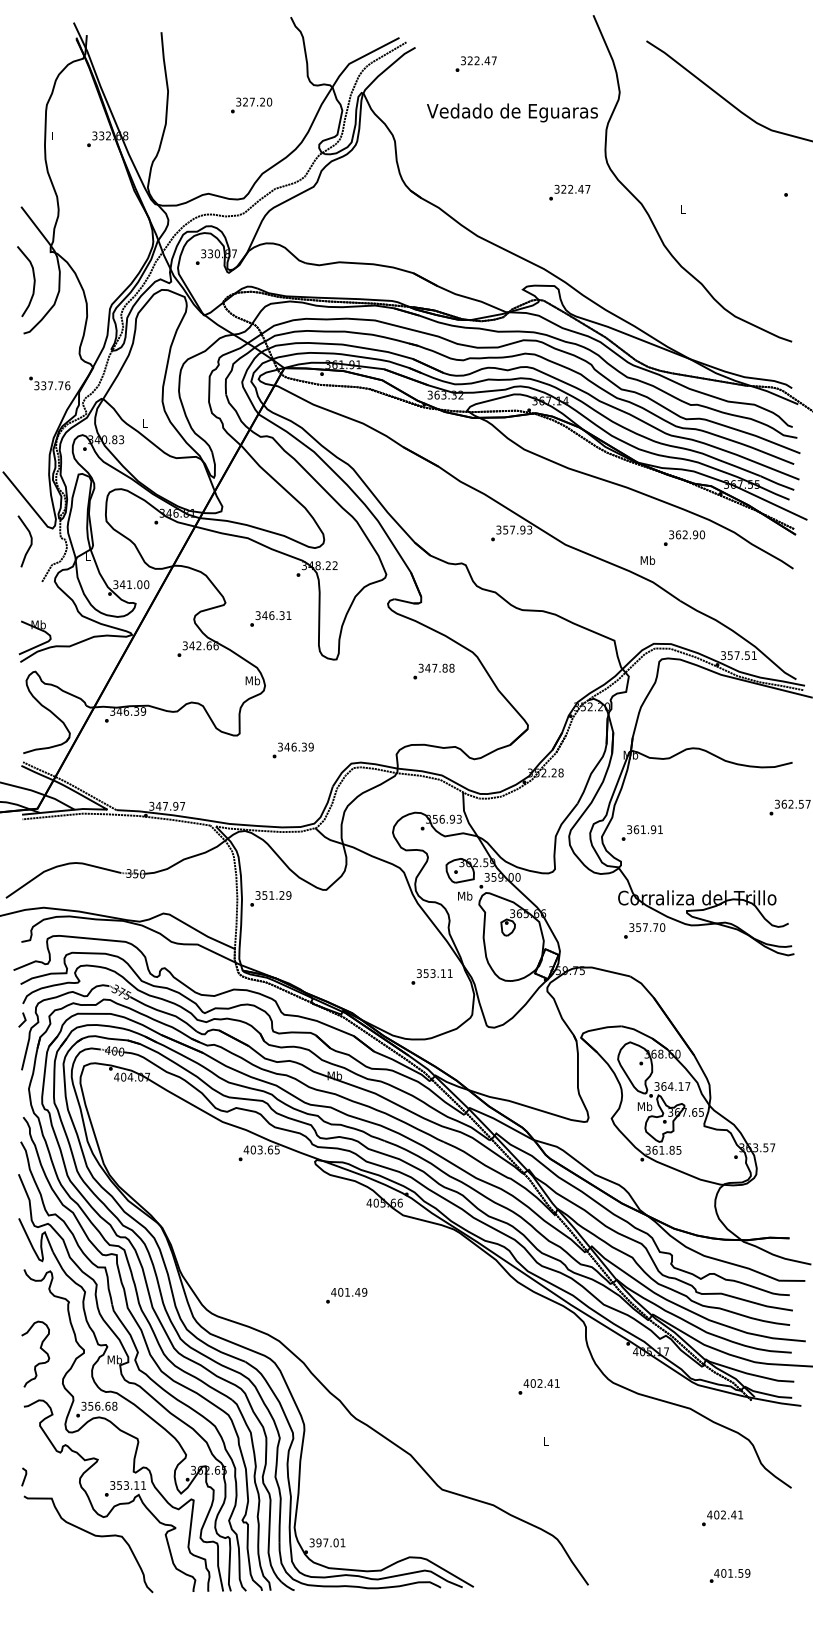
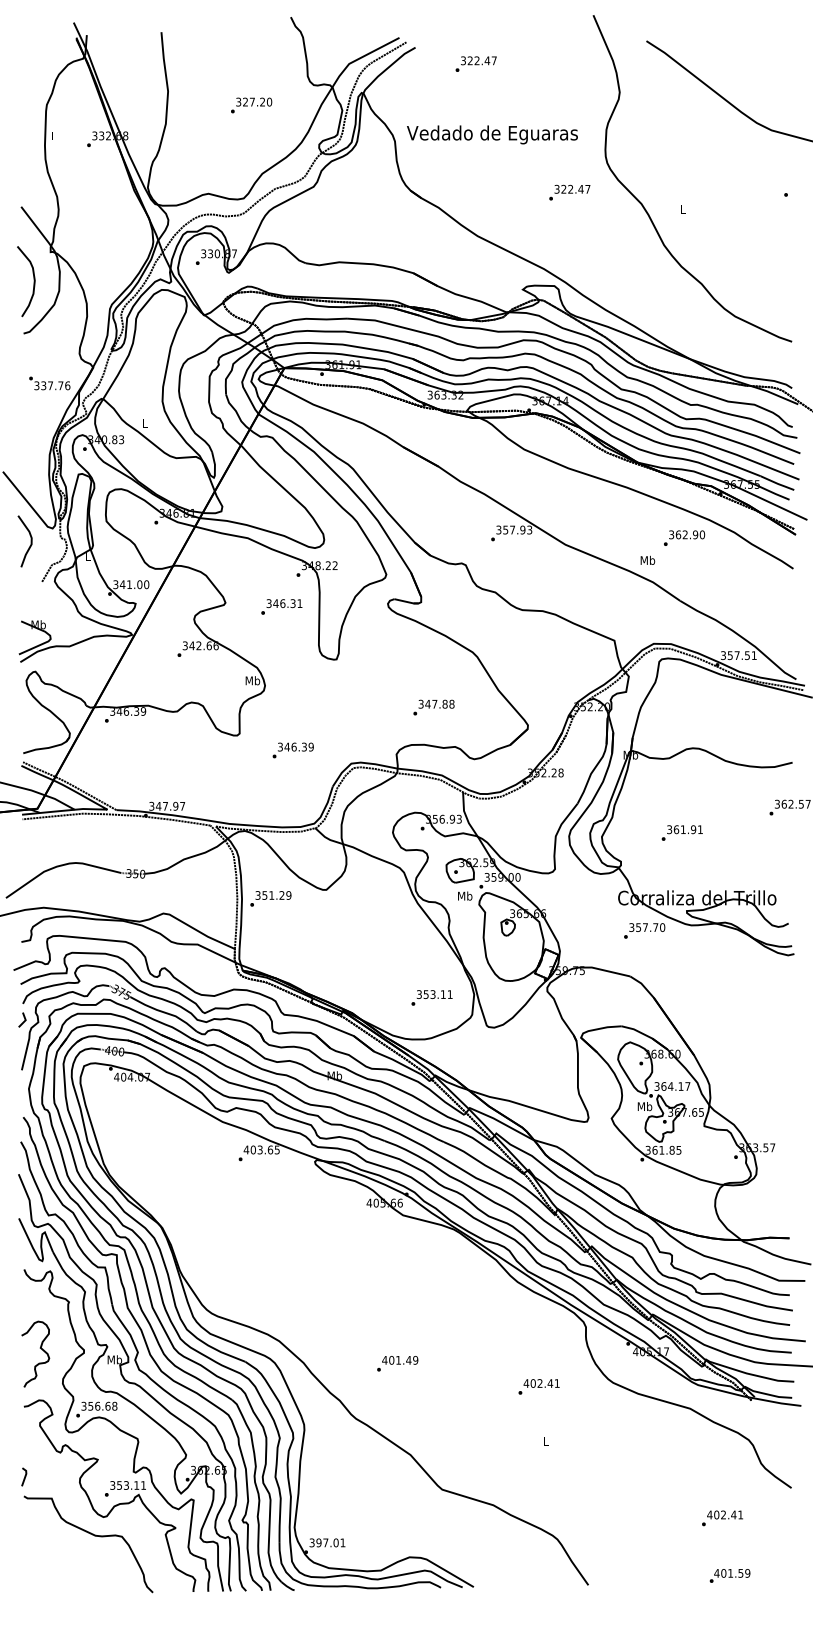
text position: (512, 112) -> (492, 134) (492, 134)
text position: (270, 618) -> (281, 606) (281, 606)
text position: (433, 671) -> (433, 707) (433, 707)
text position: (641, 832) -> (681, 832) (681, 832)
text position: (431, 976) -> (431, 997) (431, 997)
text position: (346, 1295) -> (397, 1363) (397, 1363)
